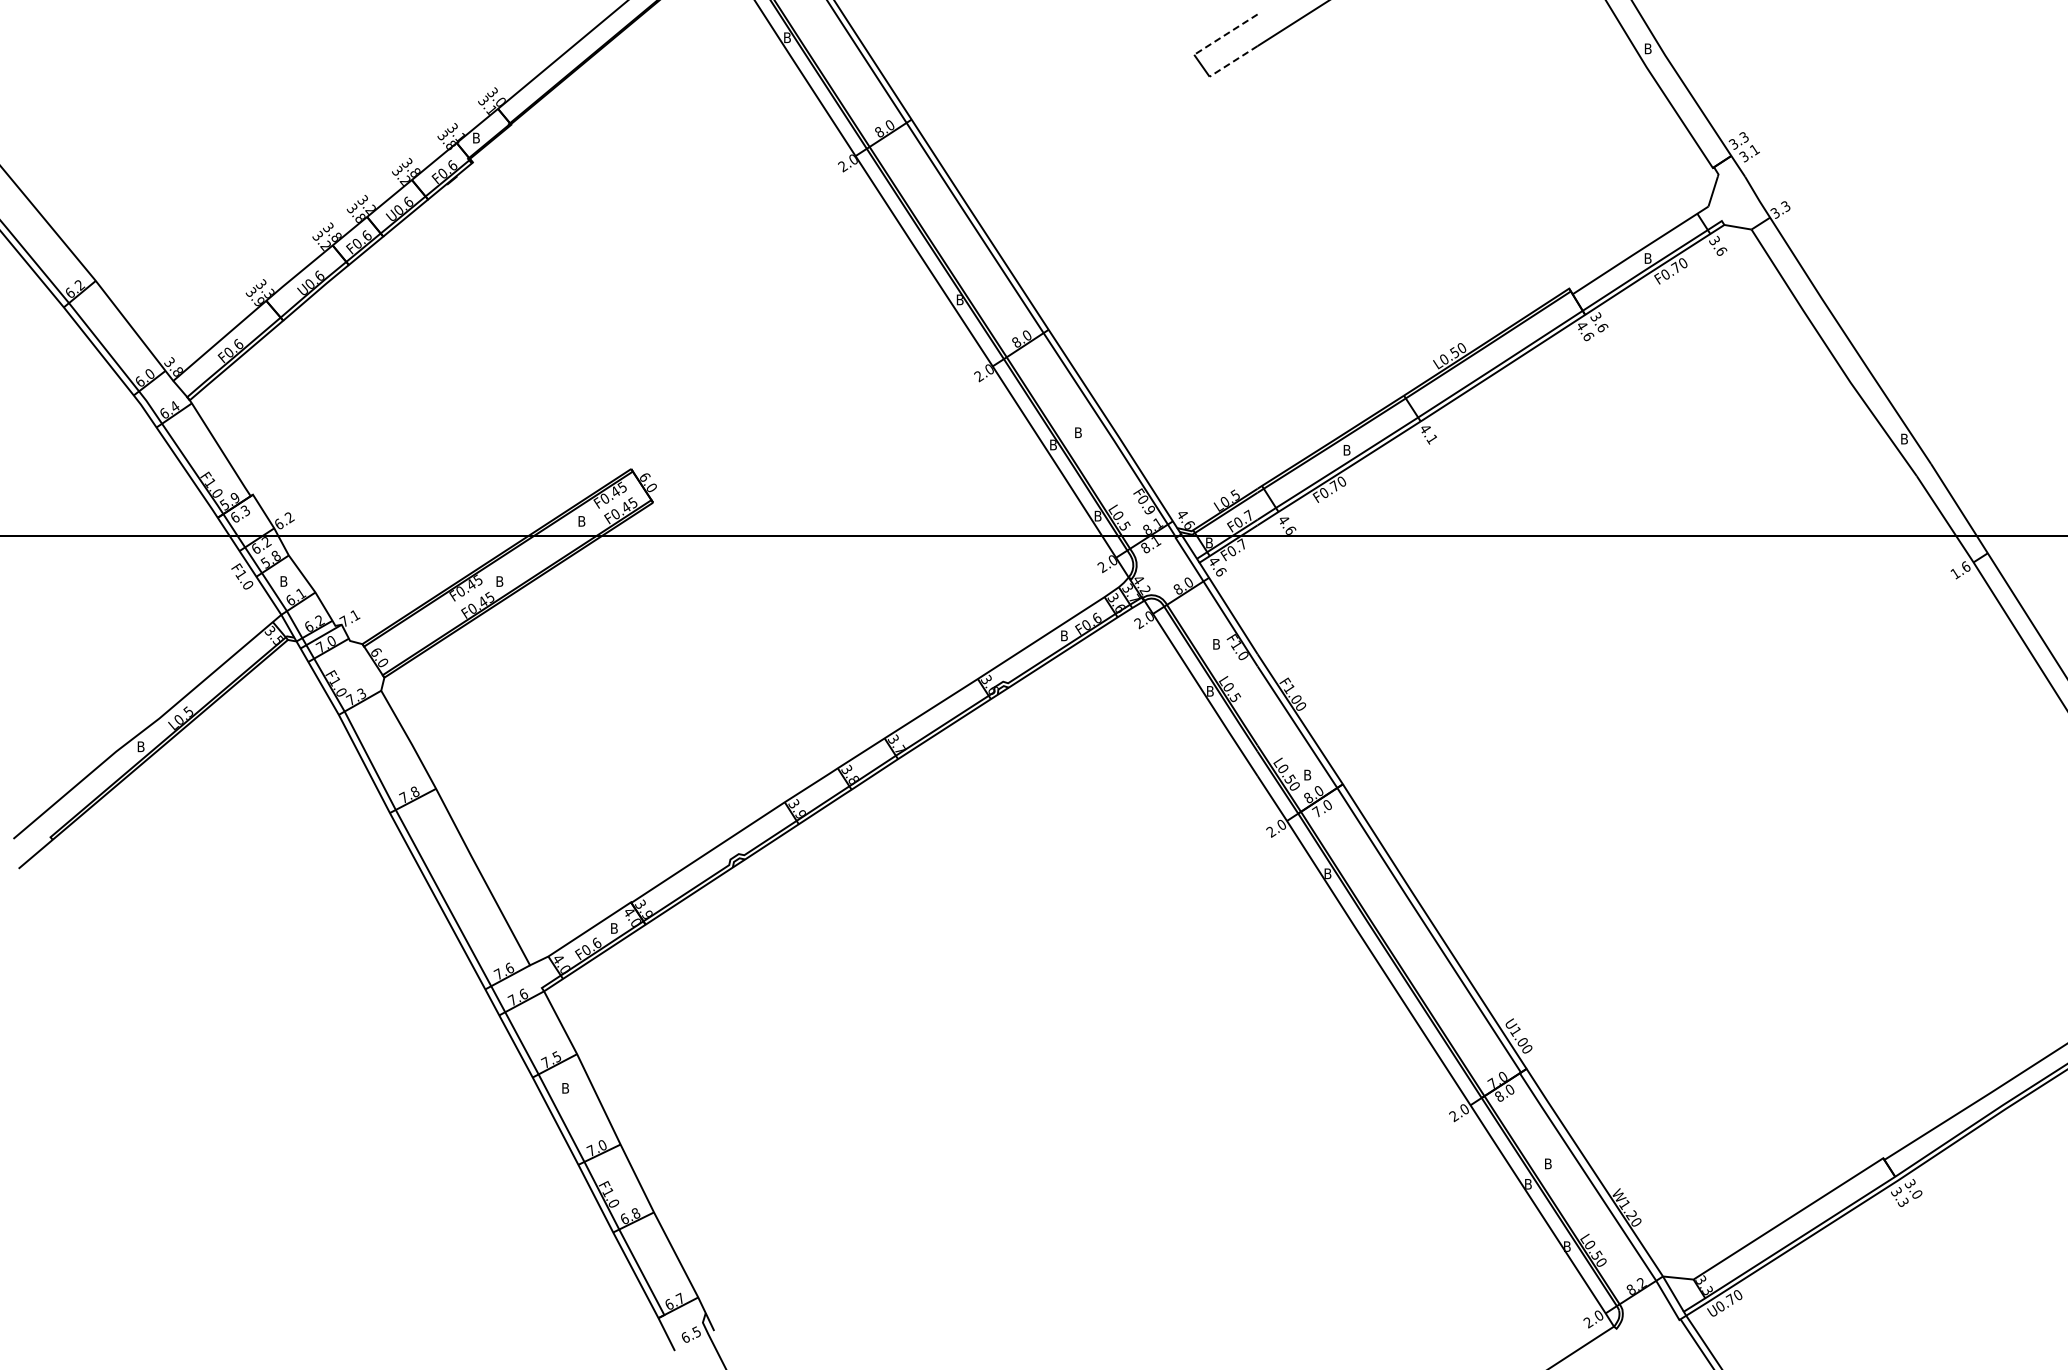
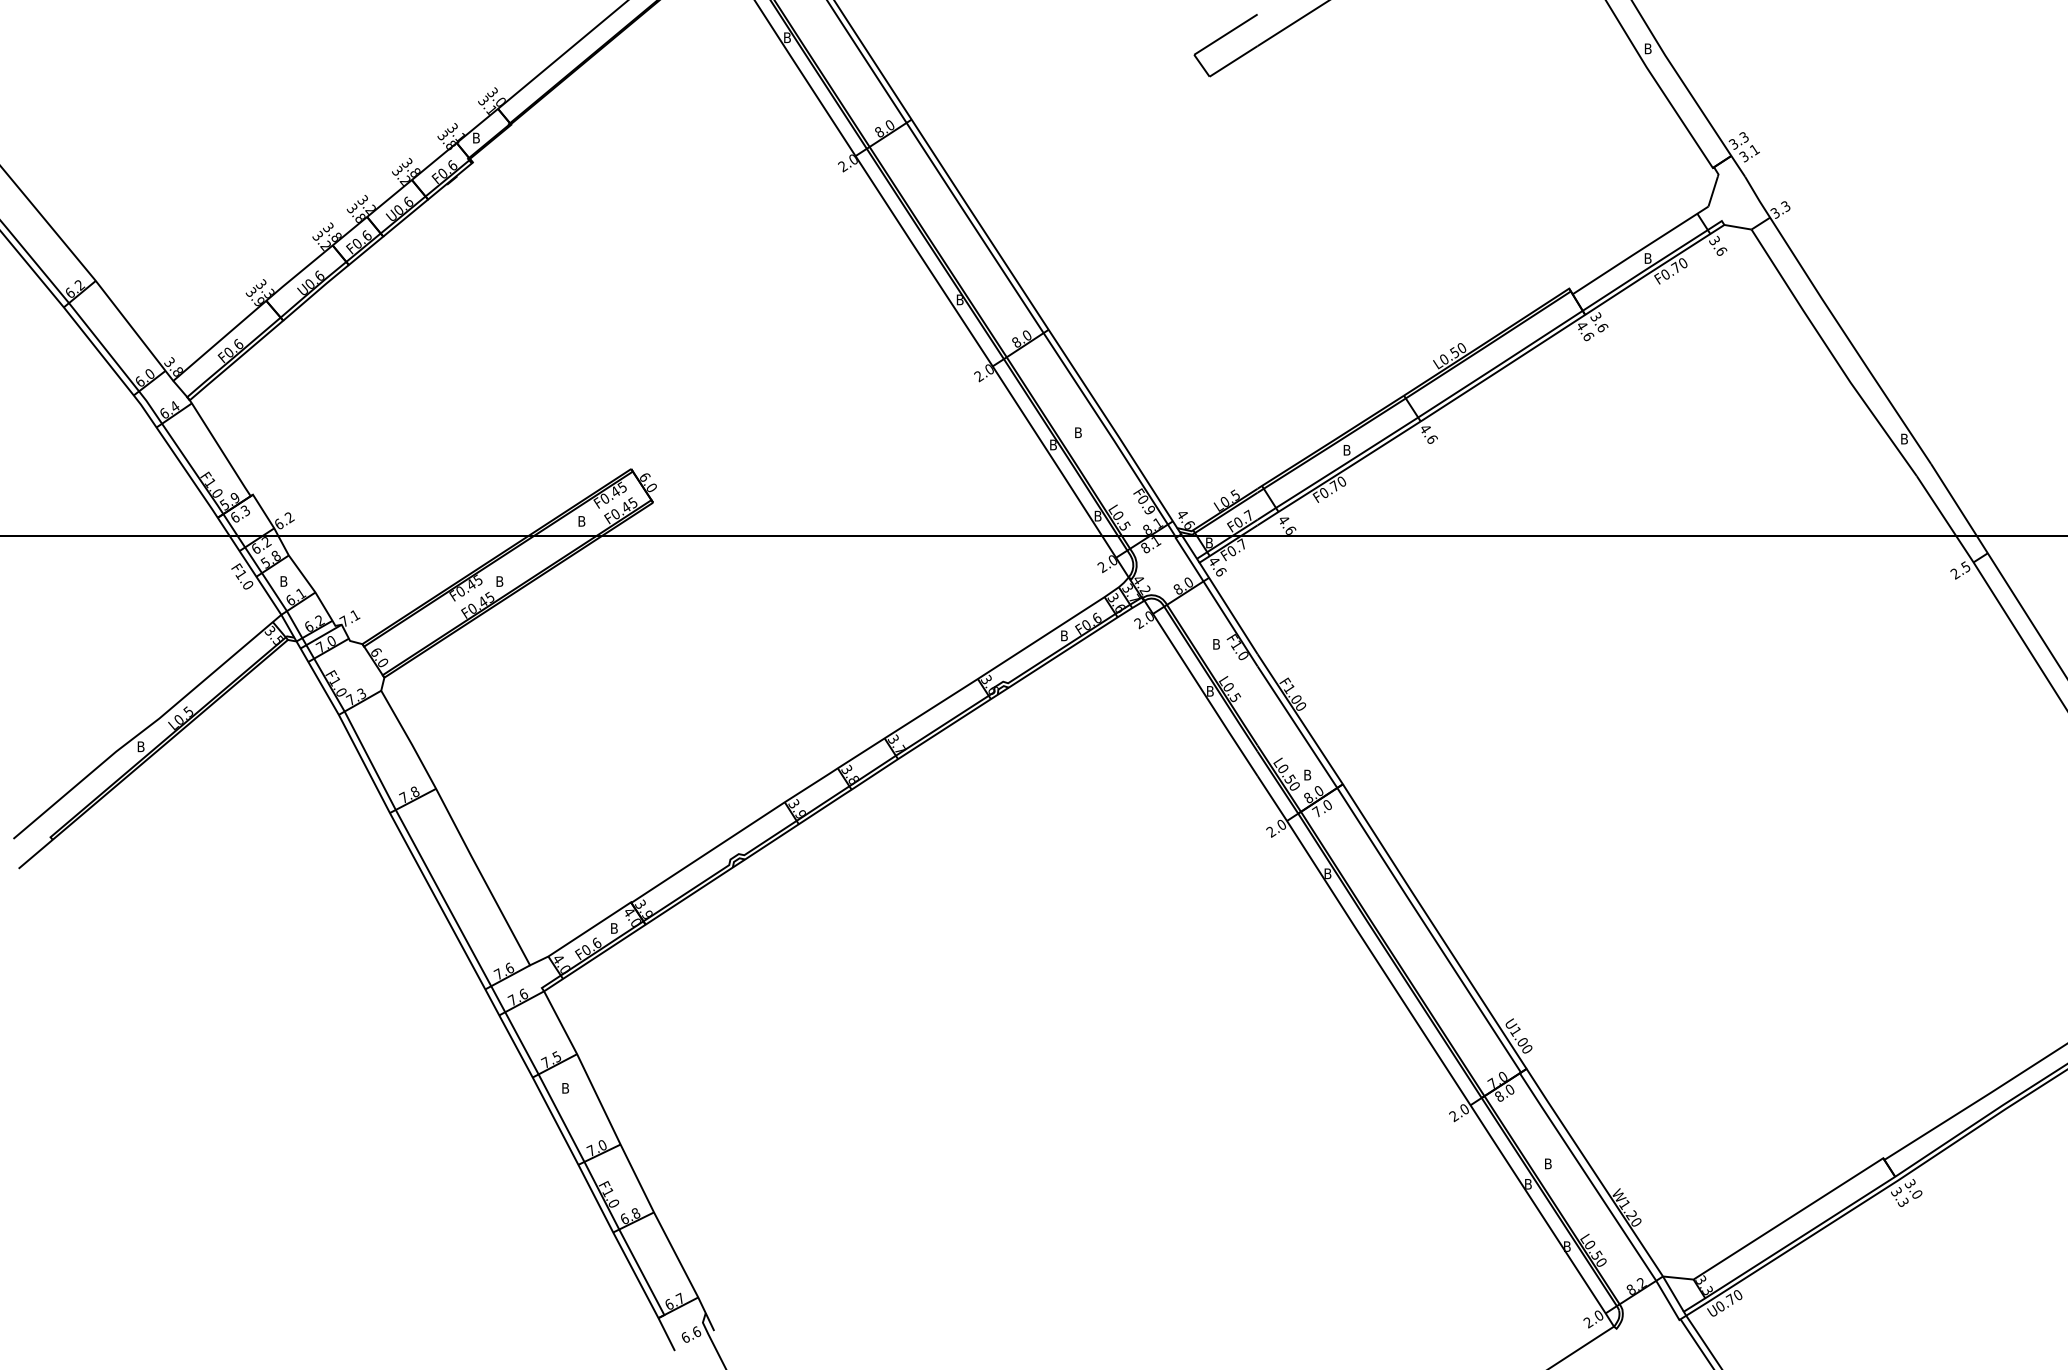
line: dashed -> solid (1225, 34)
line: dashed -> solid (1233, 61)
text: 4.1 -> 4.6 (1431, 439)
text: 1.6 -> 2.5 (1960, 570)
text: 6.5 -> 6.6 (696, 1331)
